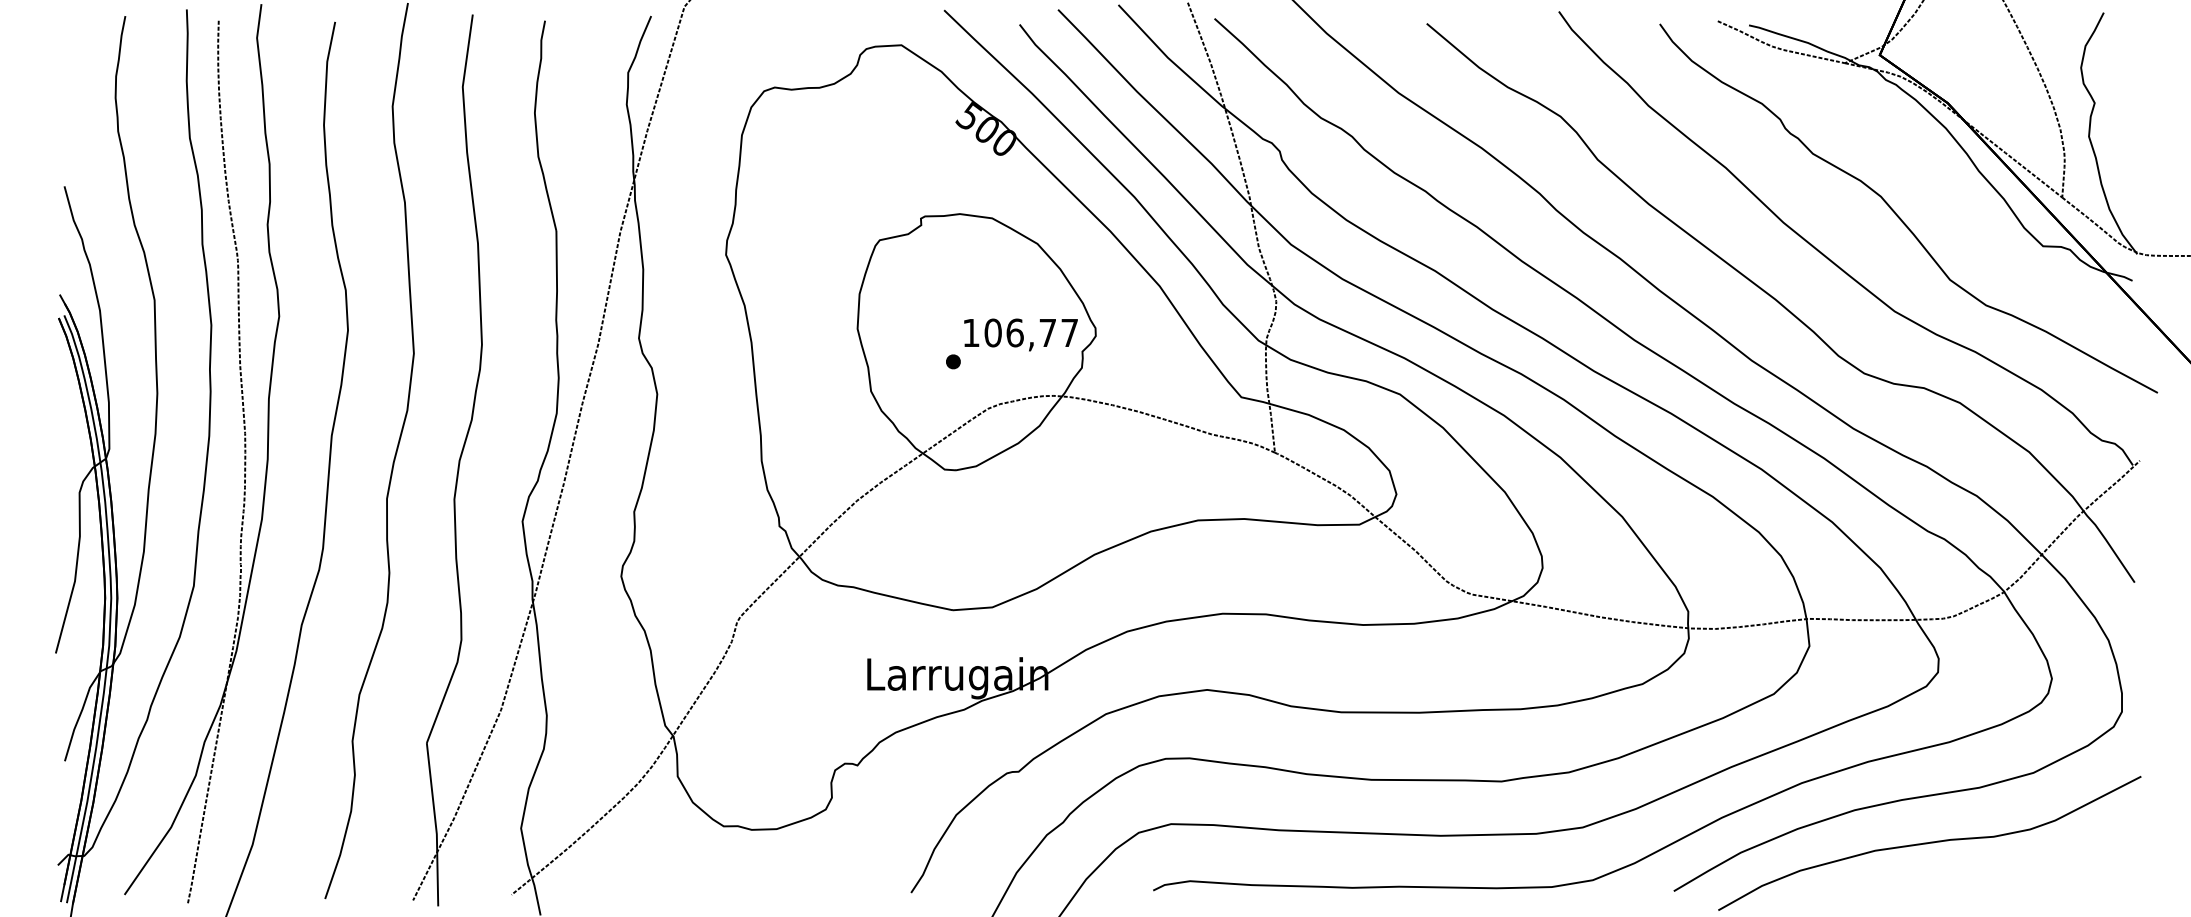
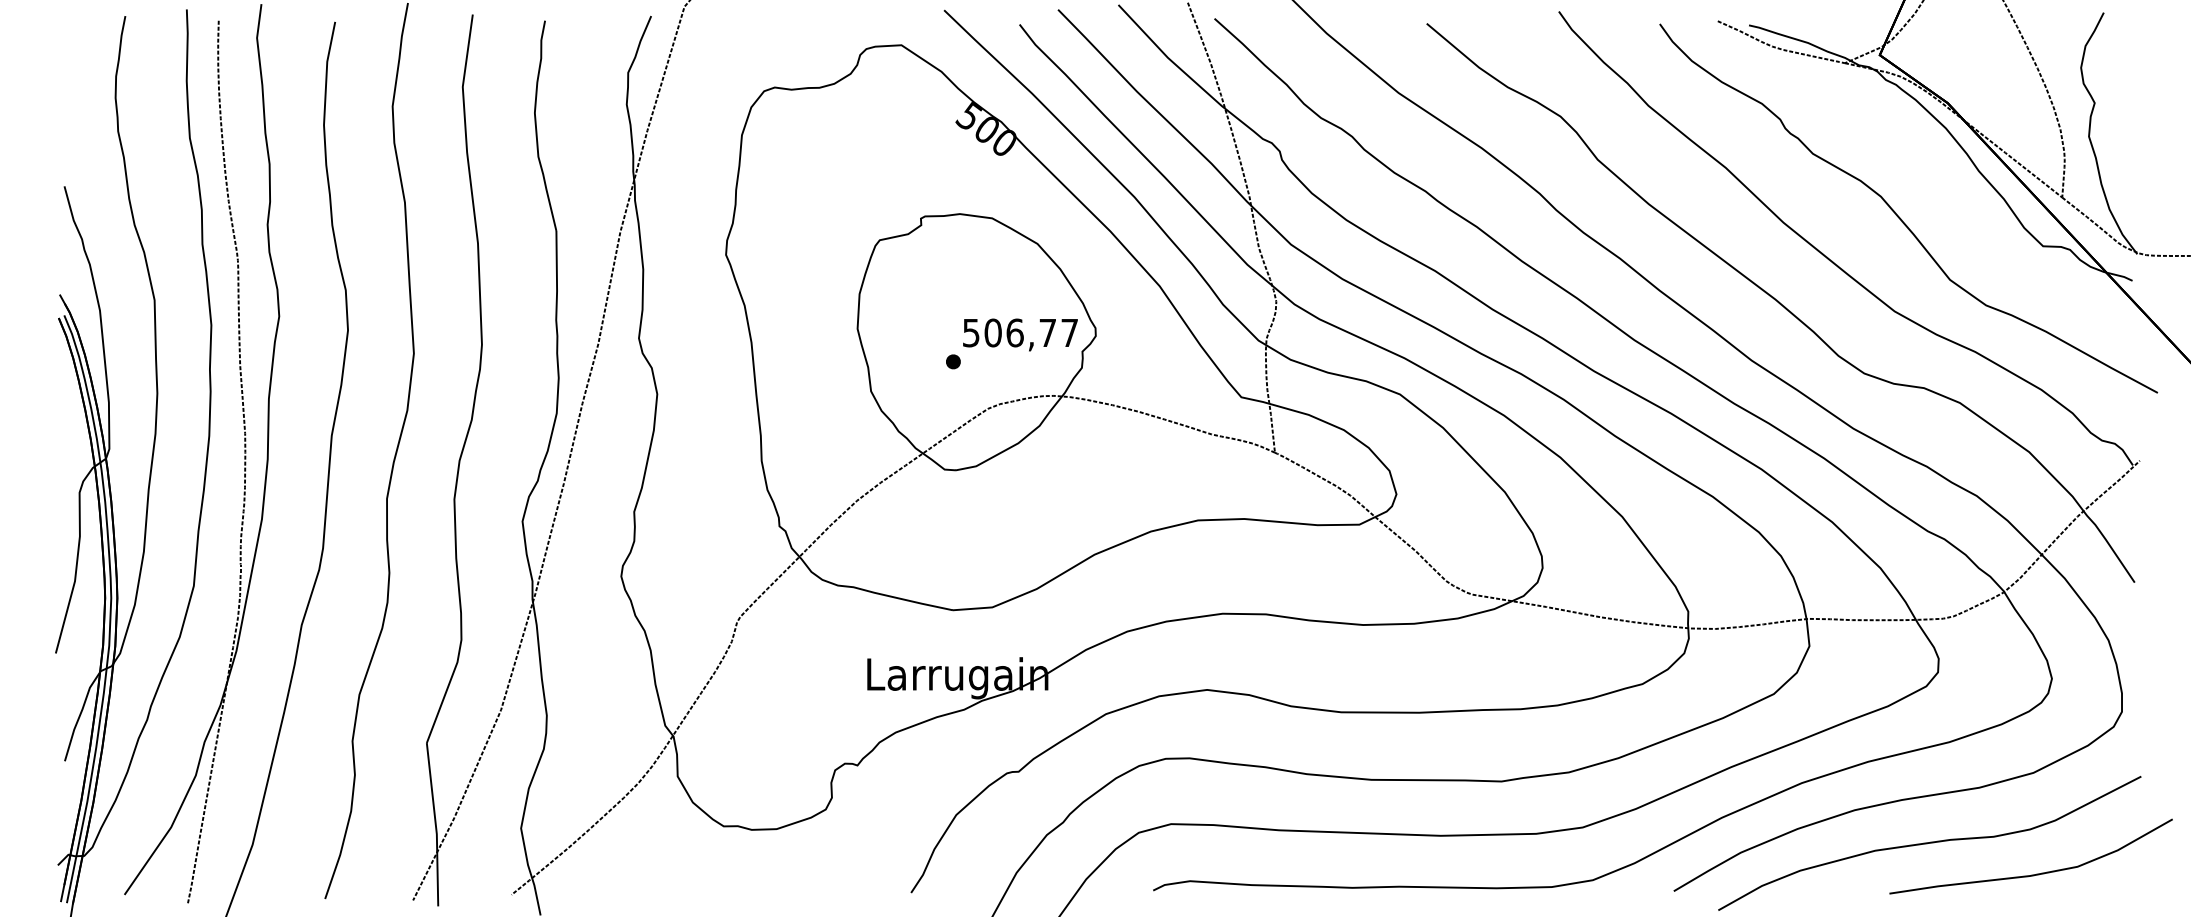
text: 106,77 -> 506,77 (971, 333)
curve: none -> present (2036, 873)
